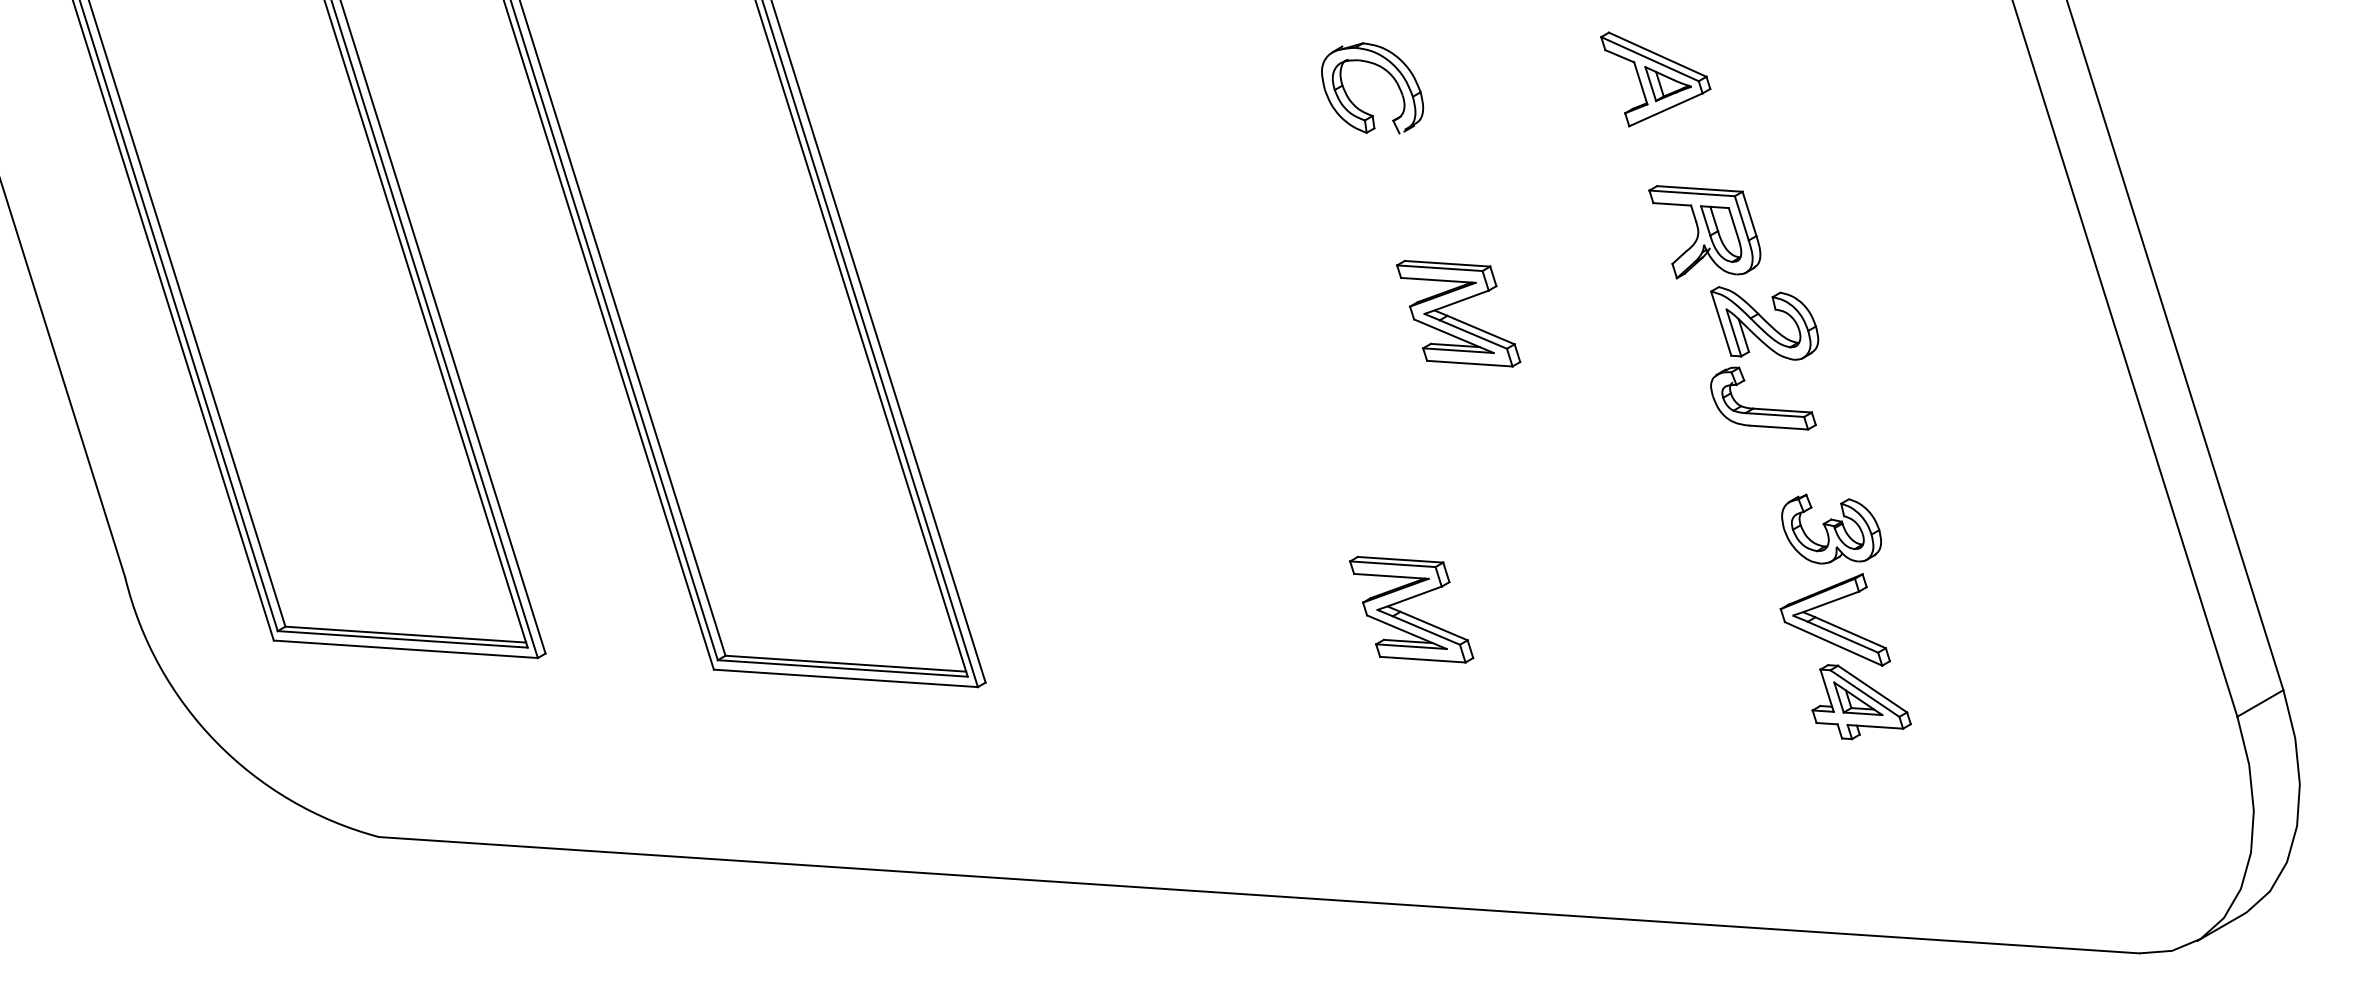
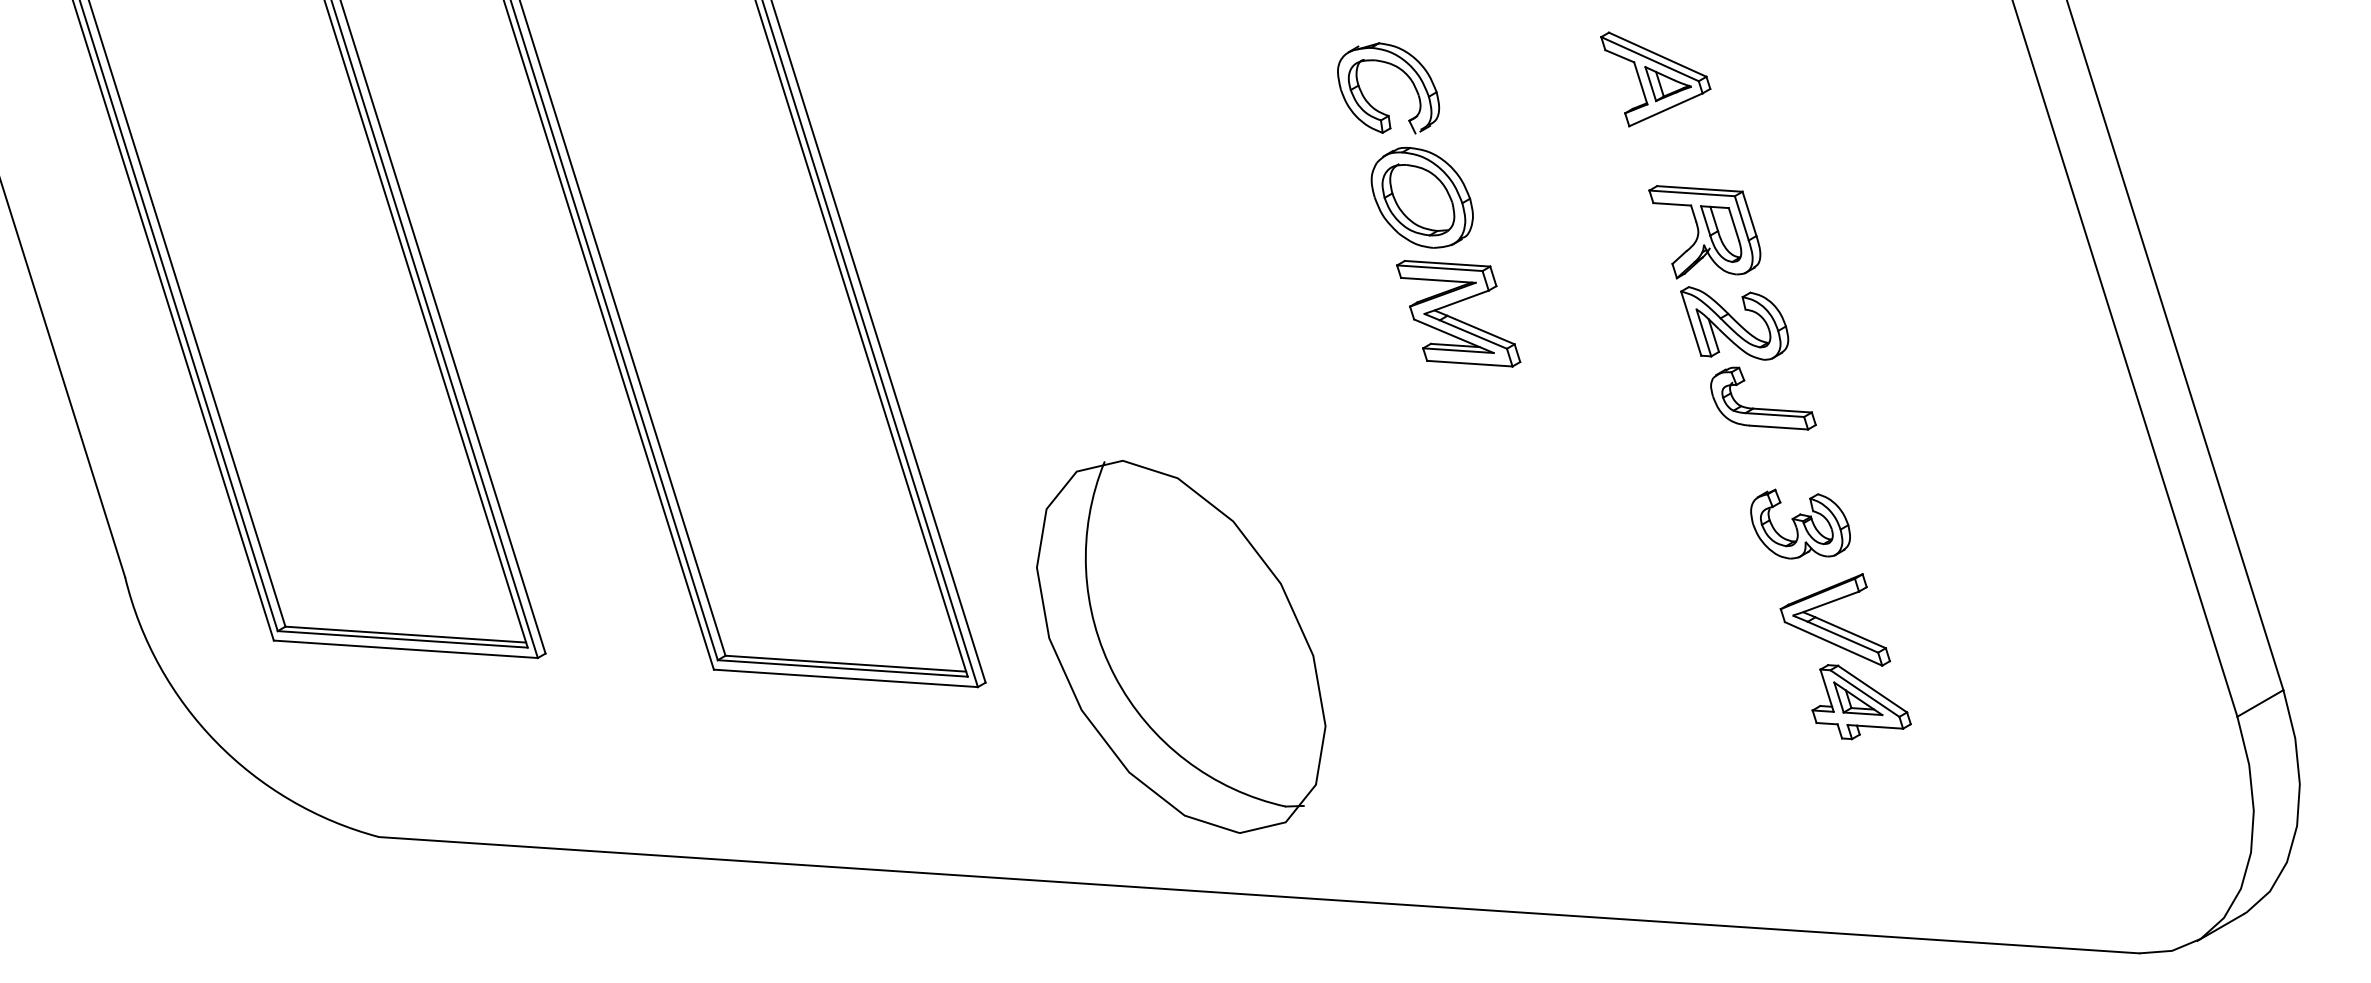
part position: (1384, 70) -> (1400, 70) (1400, 70)
part: none -> present (1421, 197)
part position: (1764, 323) -> (1734, 323) (1734, 323)
part position: (1831, 528) -> (1800, 523) (1800, 523)
part: present -> none (1411, 609)
part: none -> present (1181, 646)
